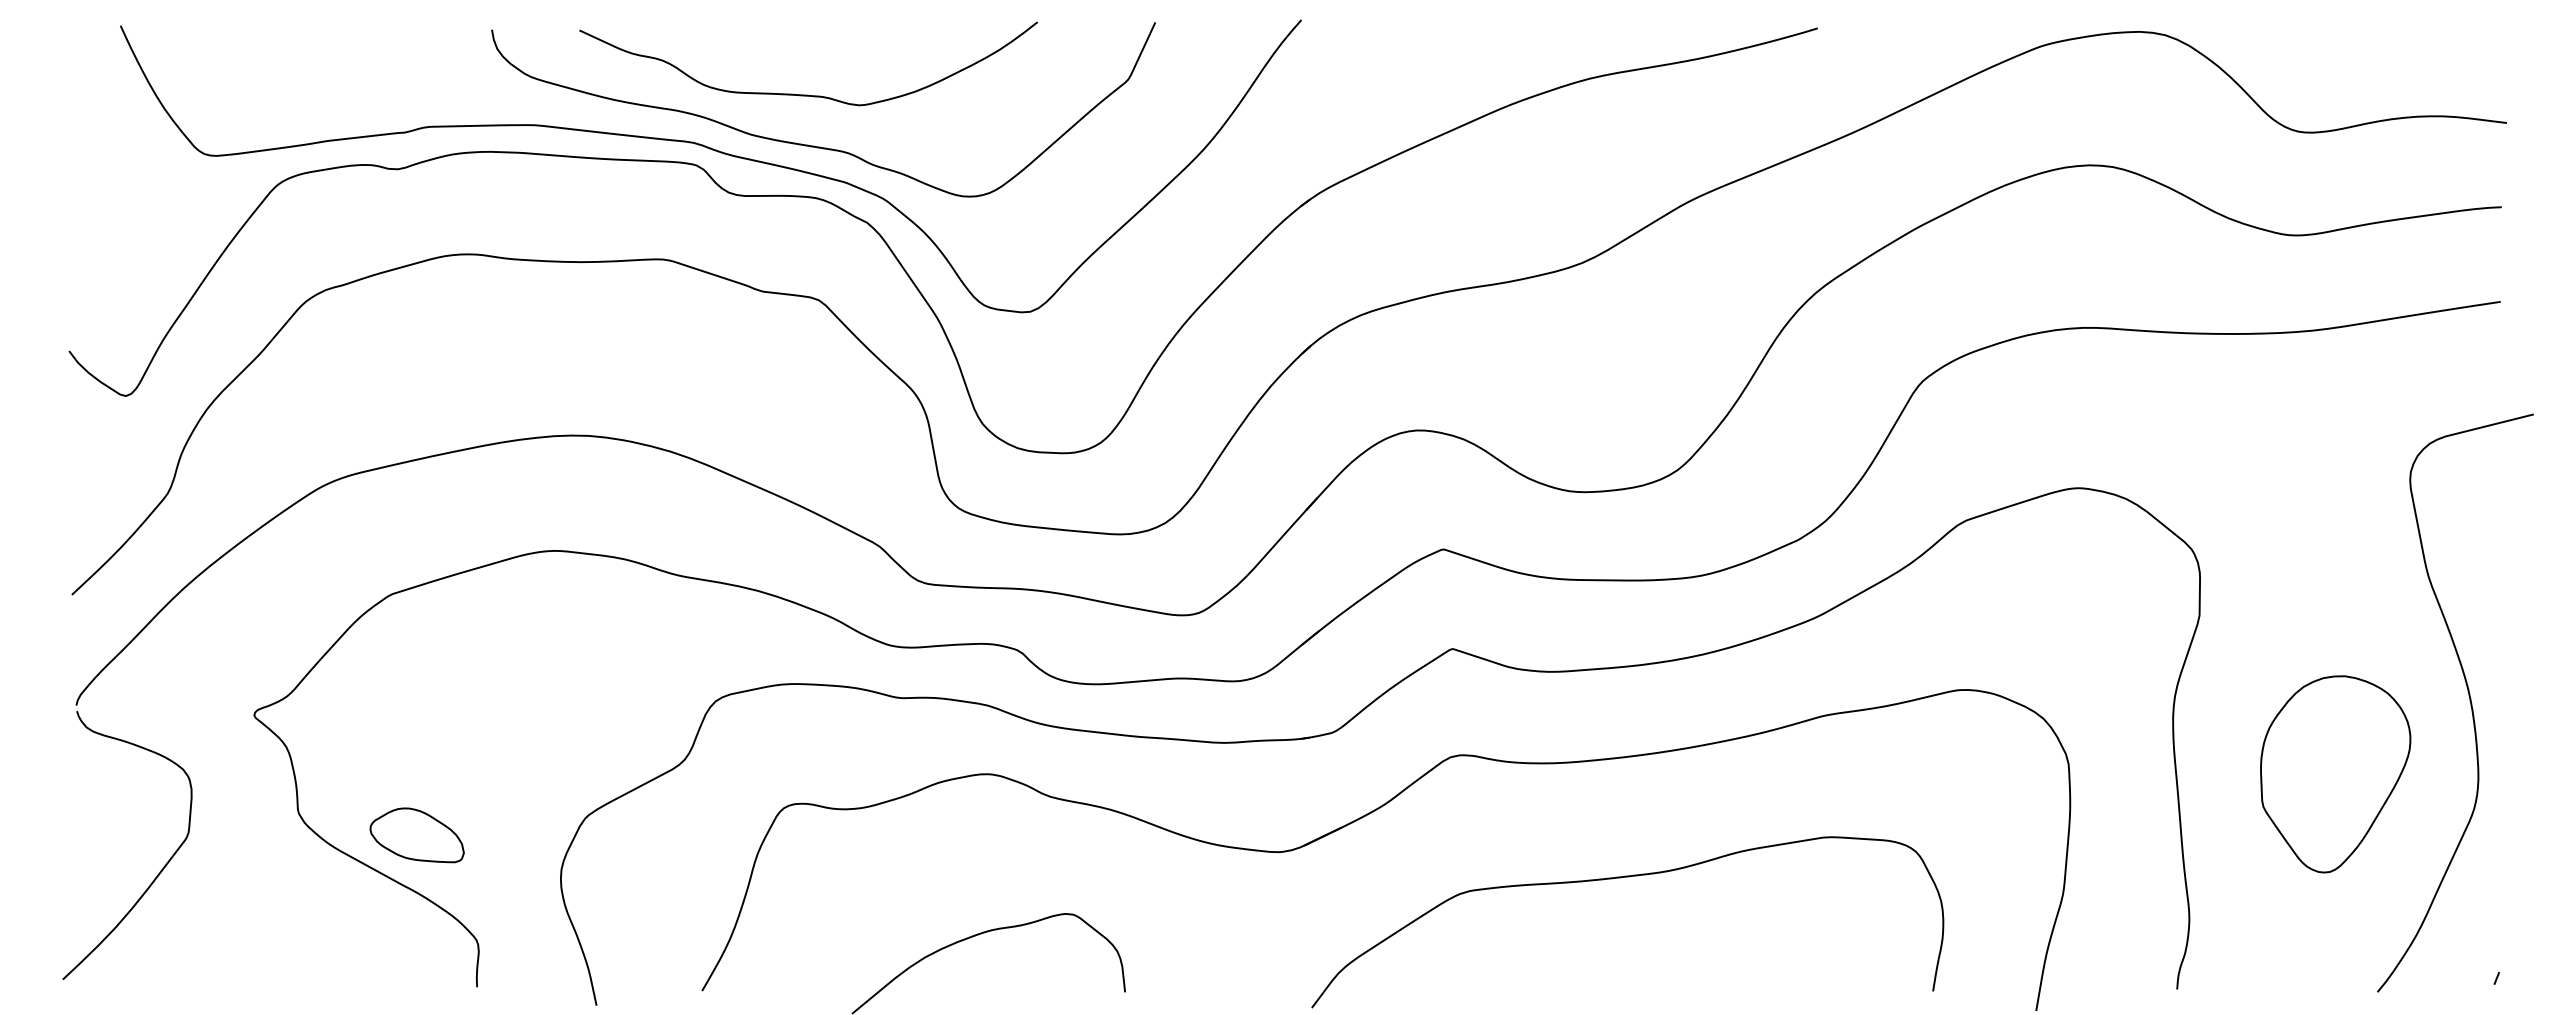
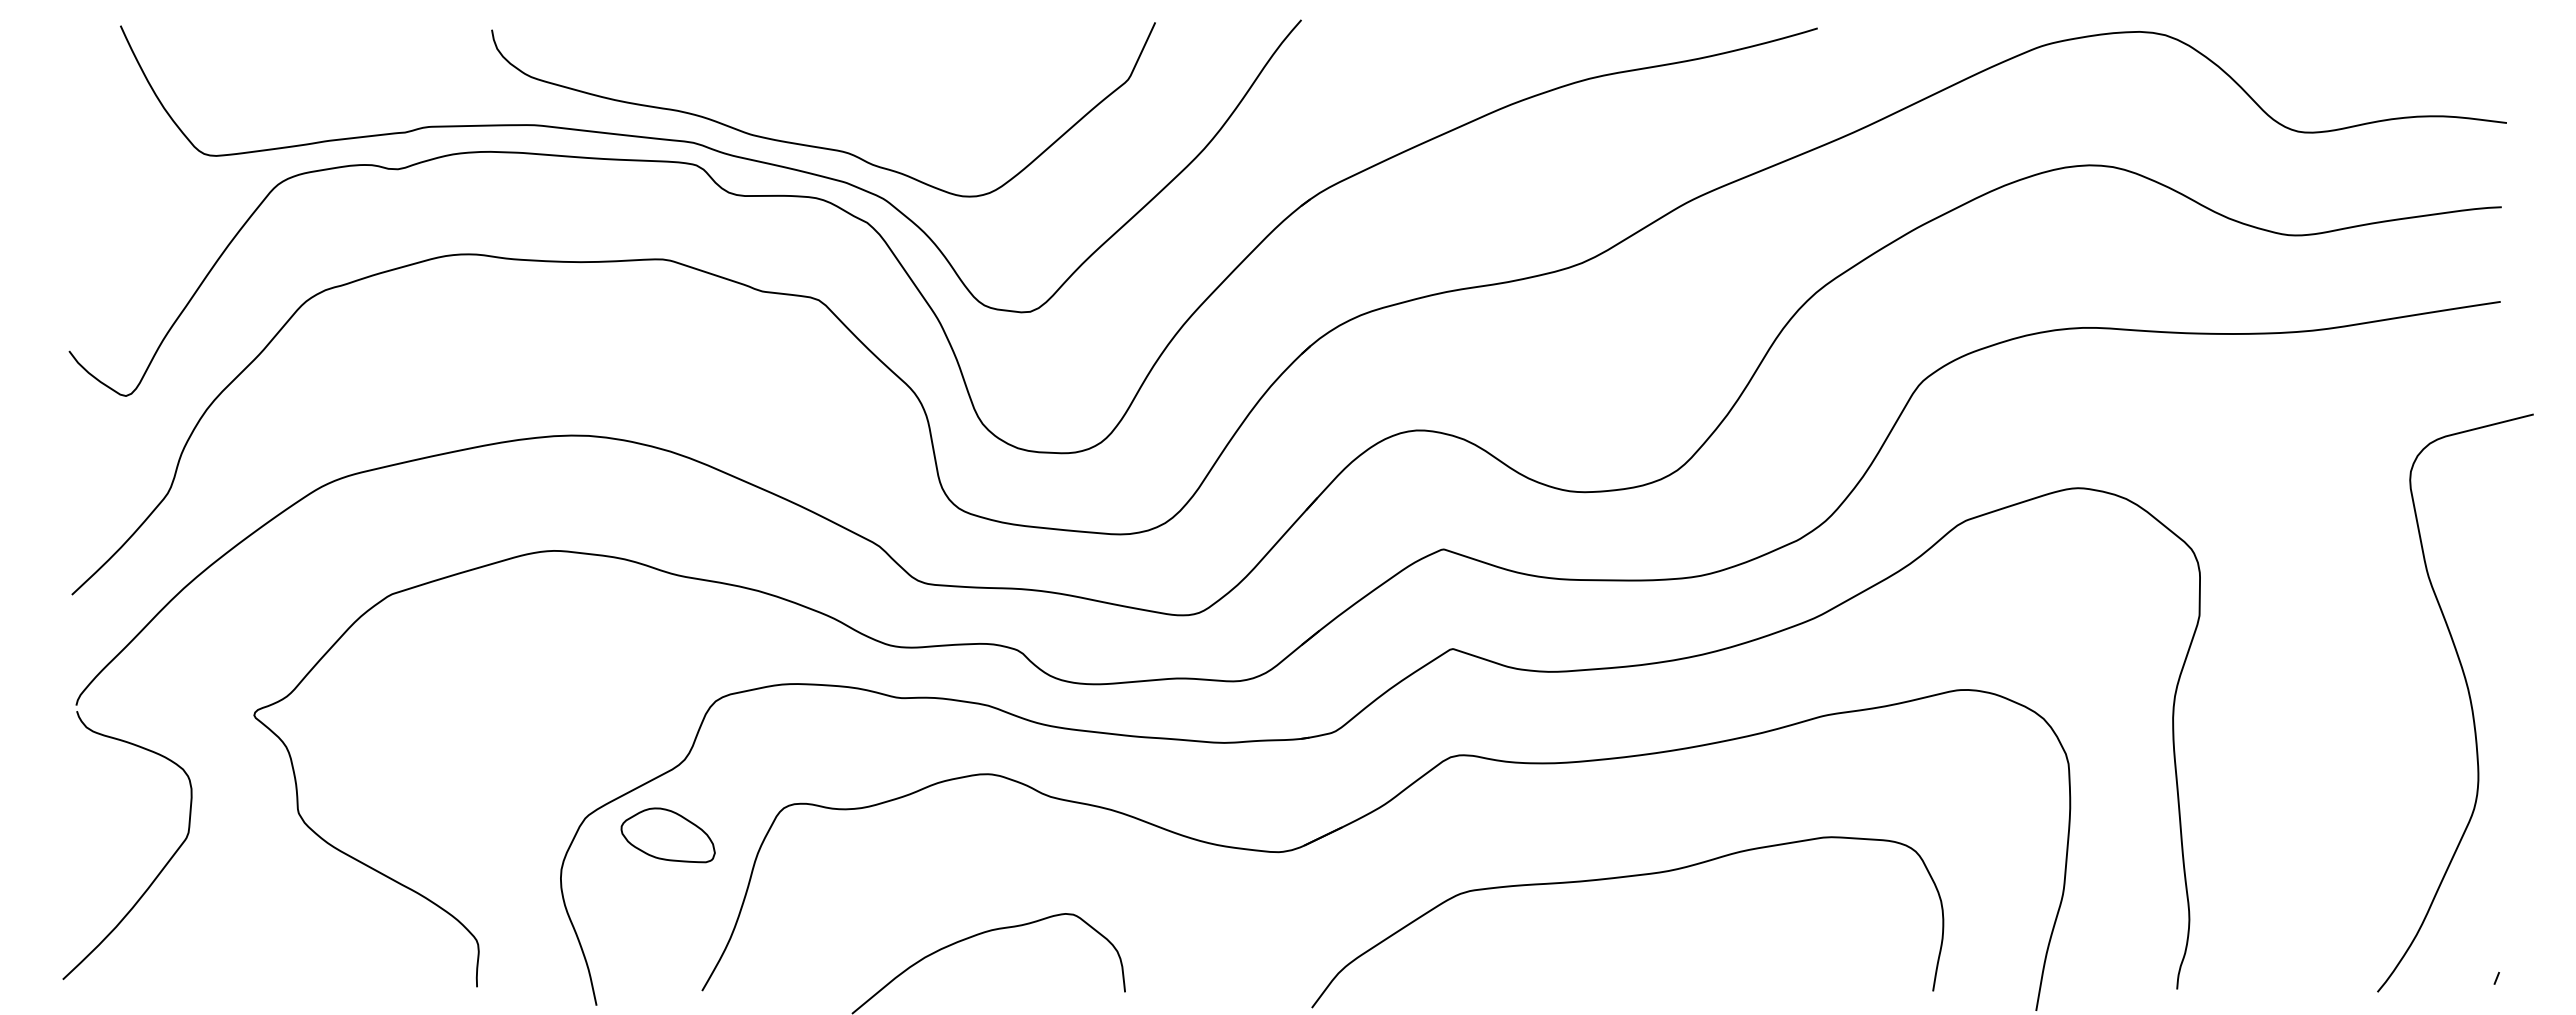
curve: present -> none (808, 94)
part: present -> none (2335, 774)
part position: (416, 835) -> (667, 835) (667, 835)
